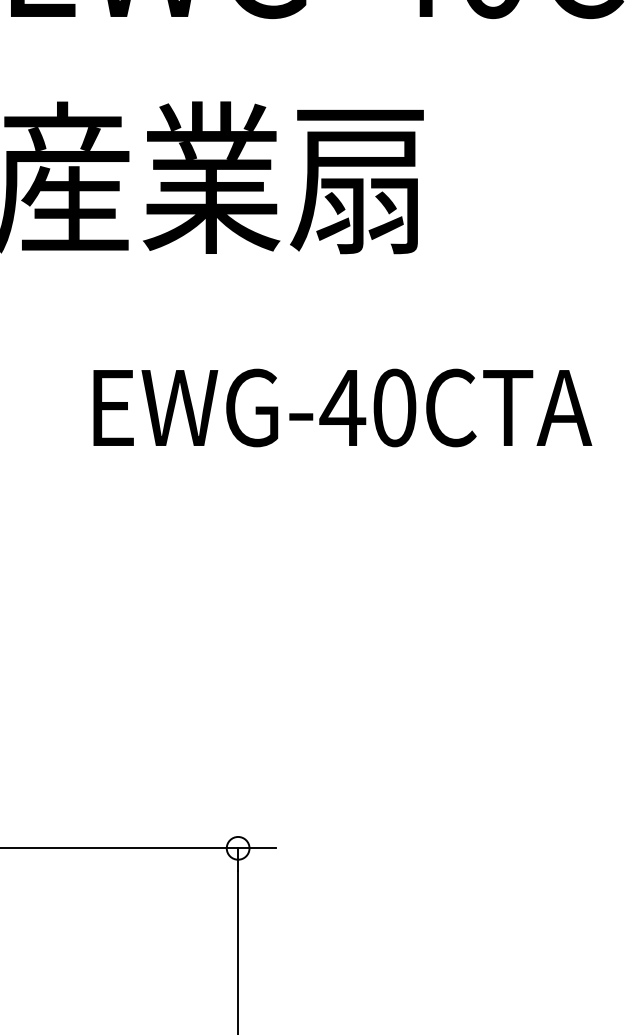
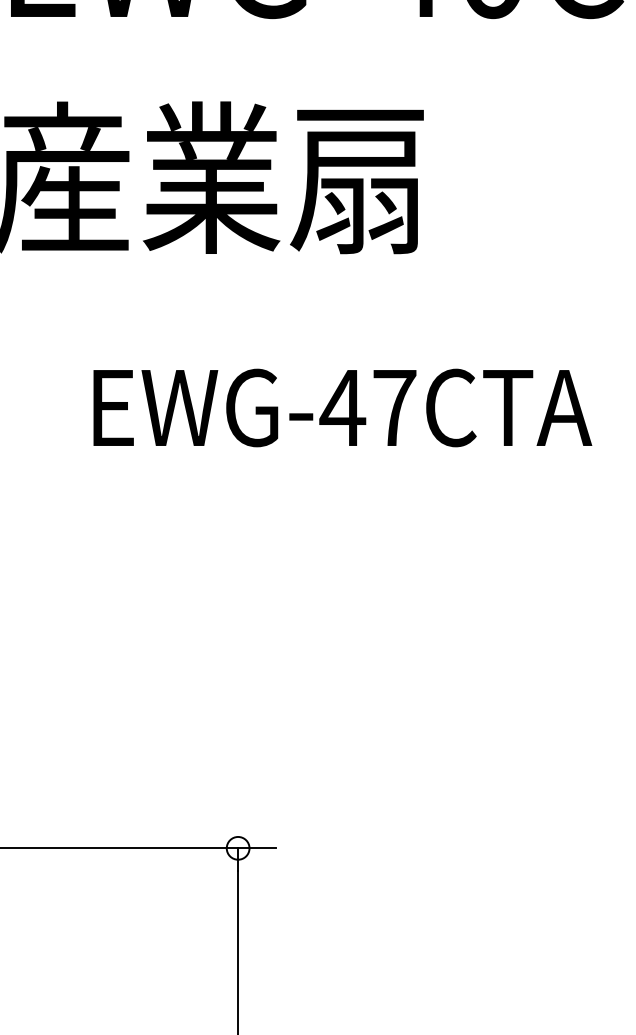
text: EWG-40CTA -> EWG-47CTA (394, 407)
